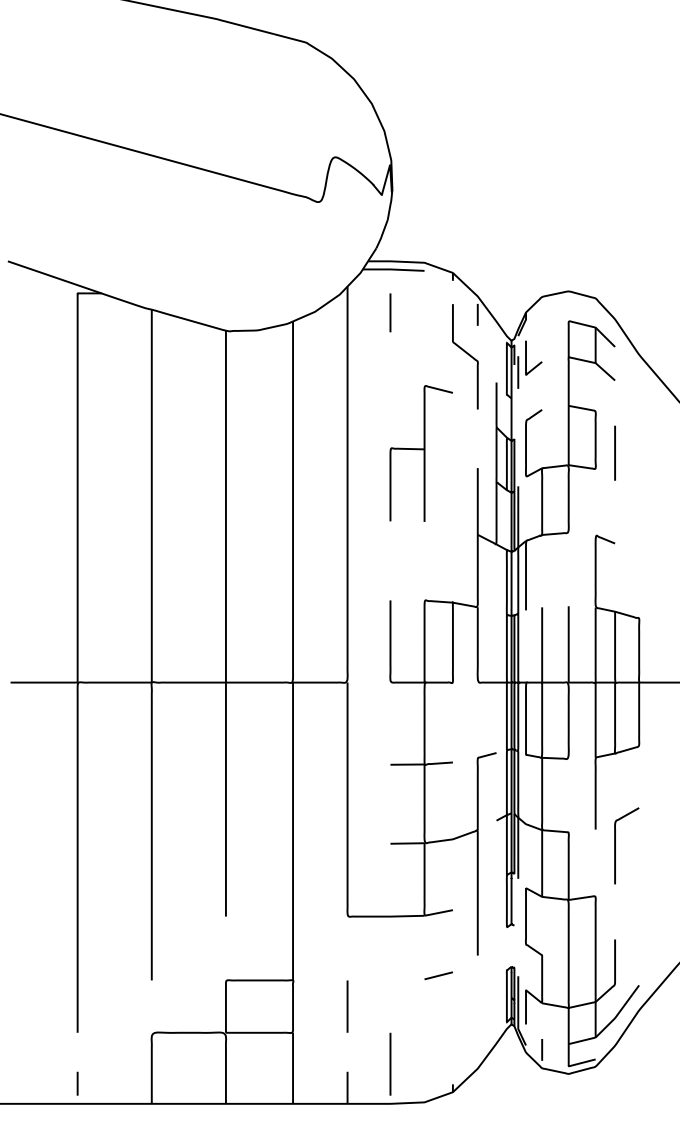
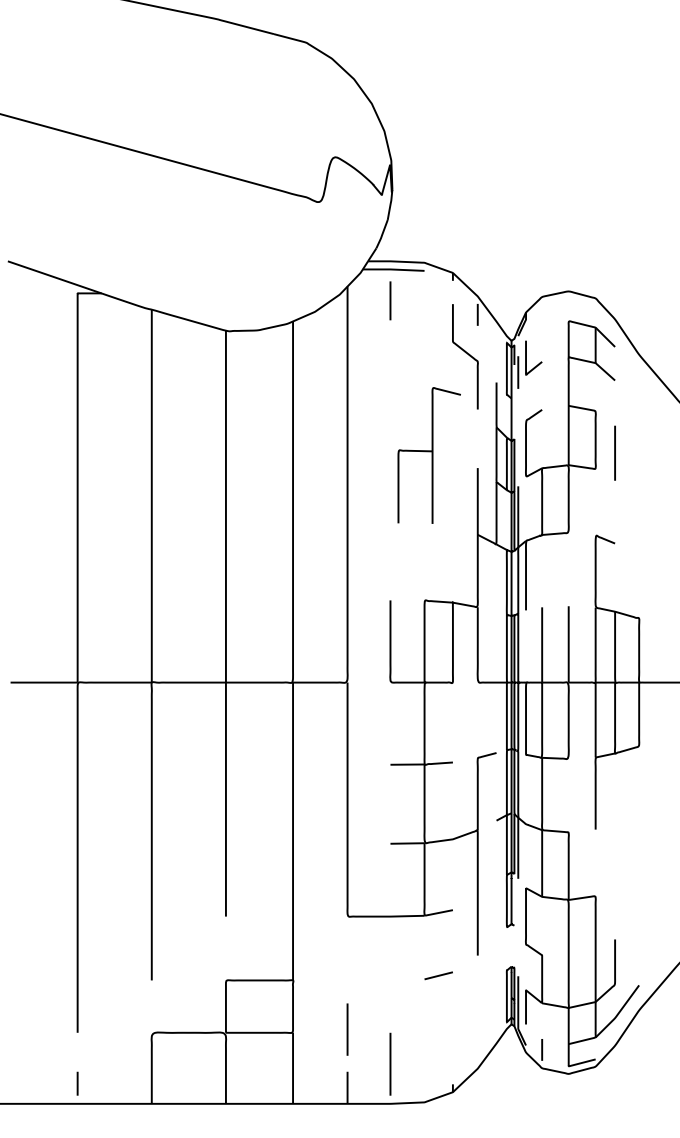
line position: (390, 312) -> (390, 300) (390, 300)
part position: (420, 453) -> (428, 455) (428, 455)
curve: present -> none (615, 845)
line position: (347, 1006) -> (347, 1029) (347, 1029)
